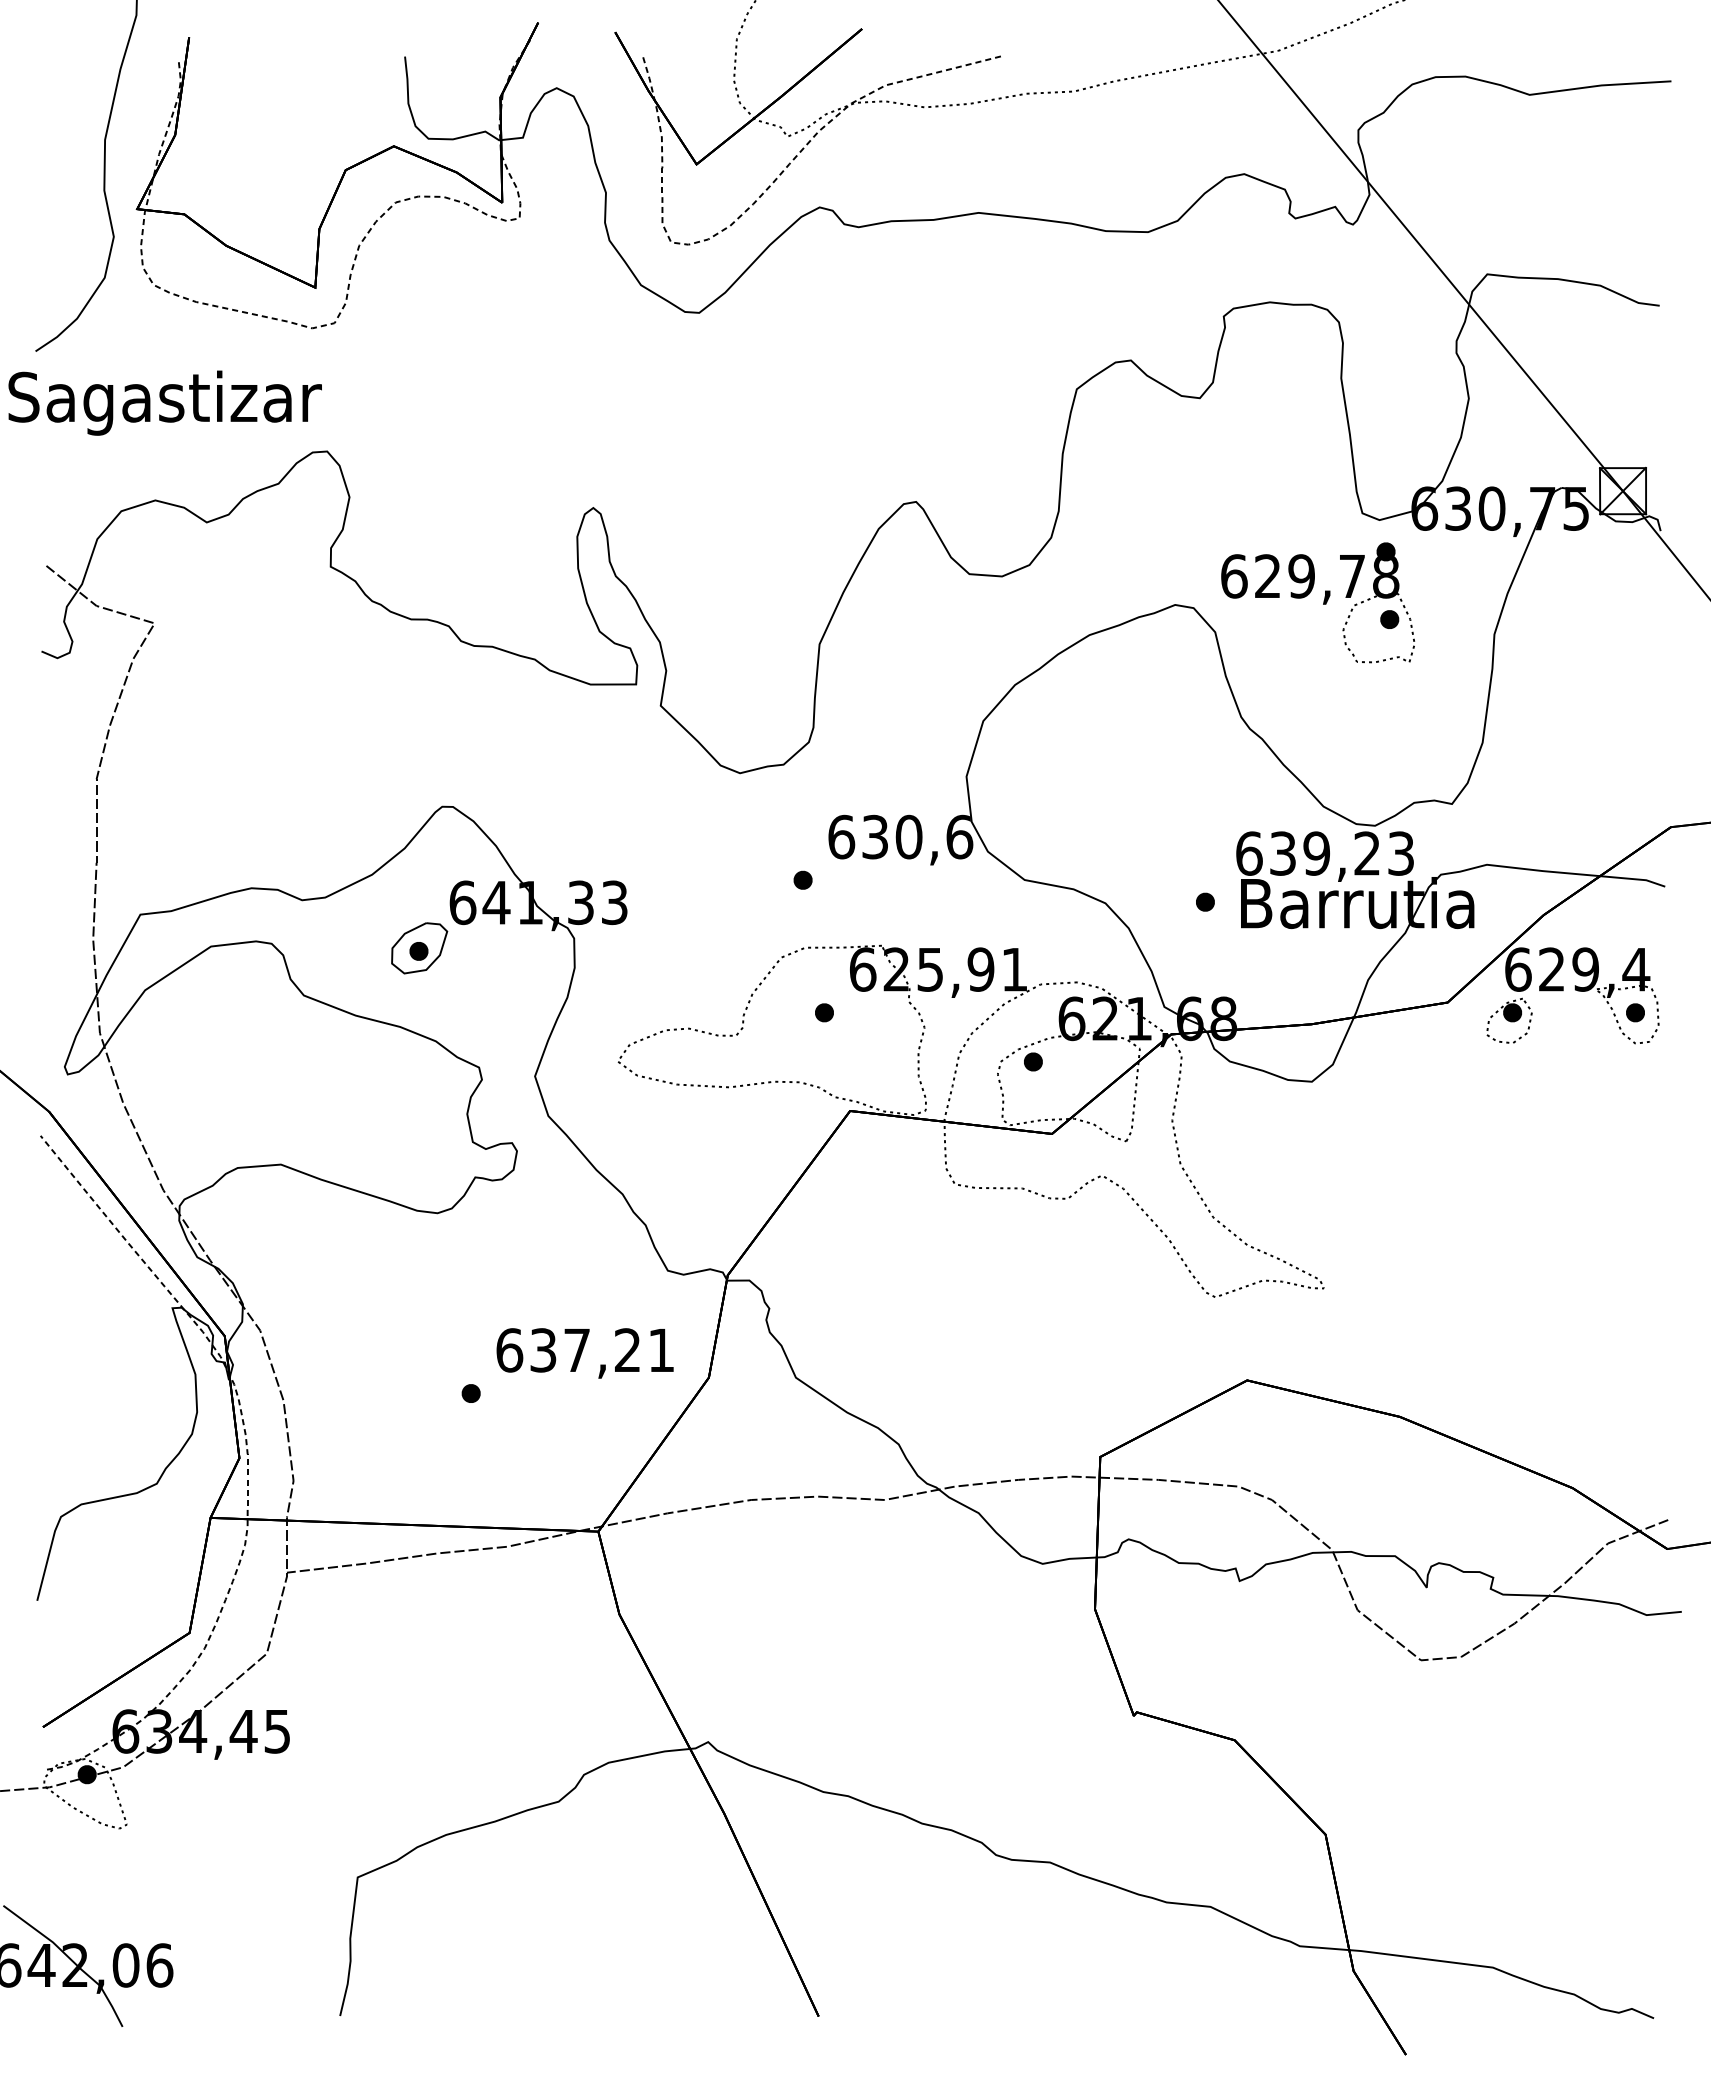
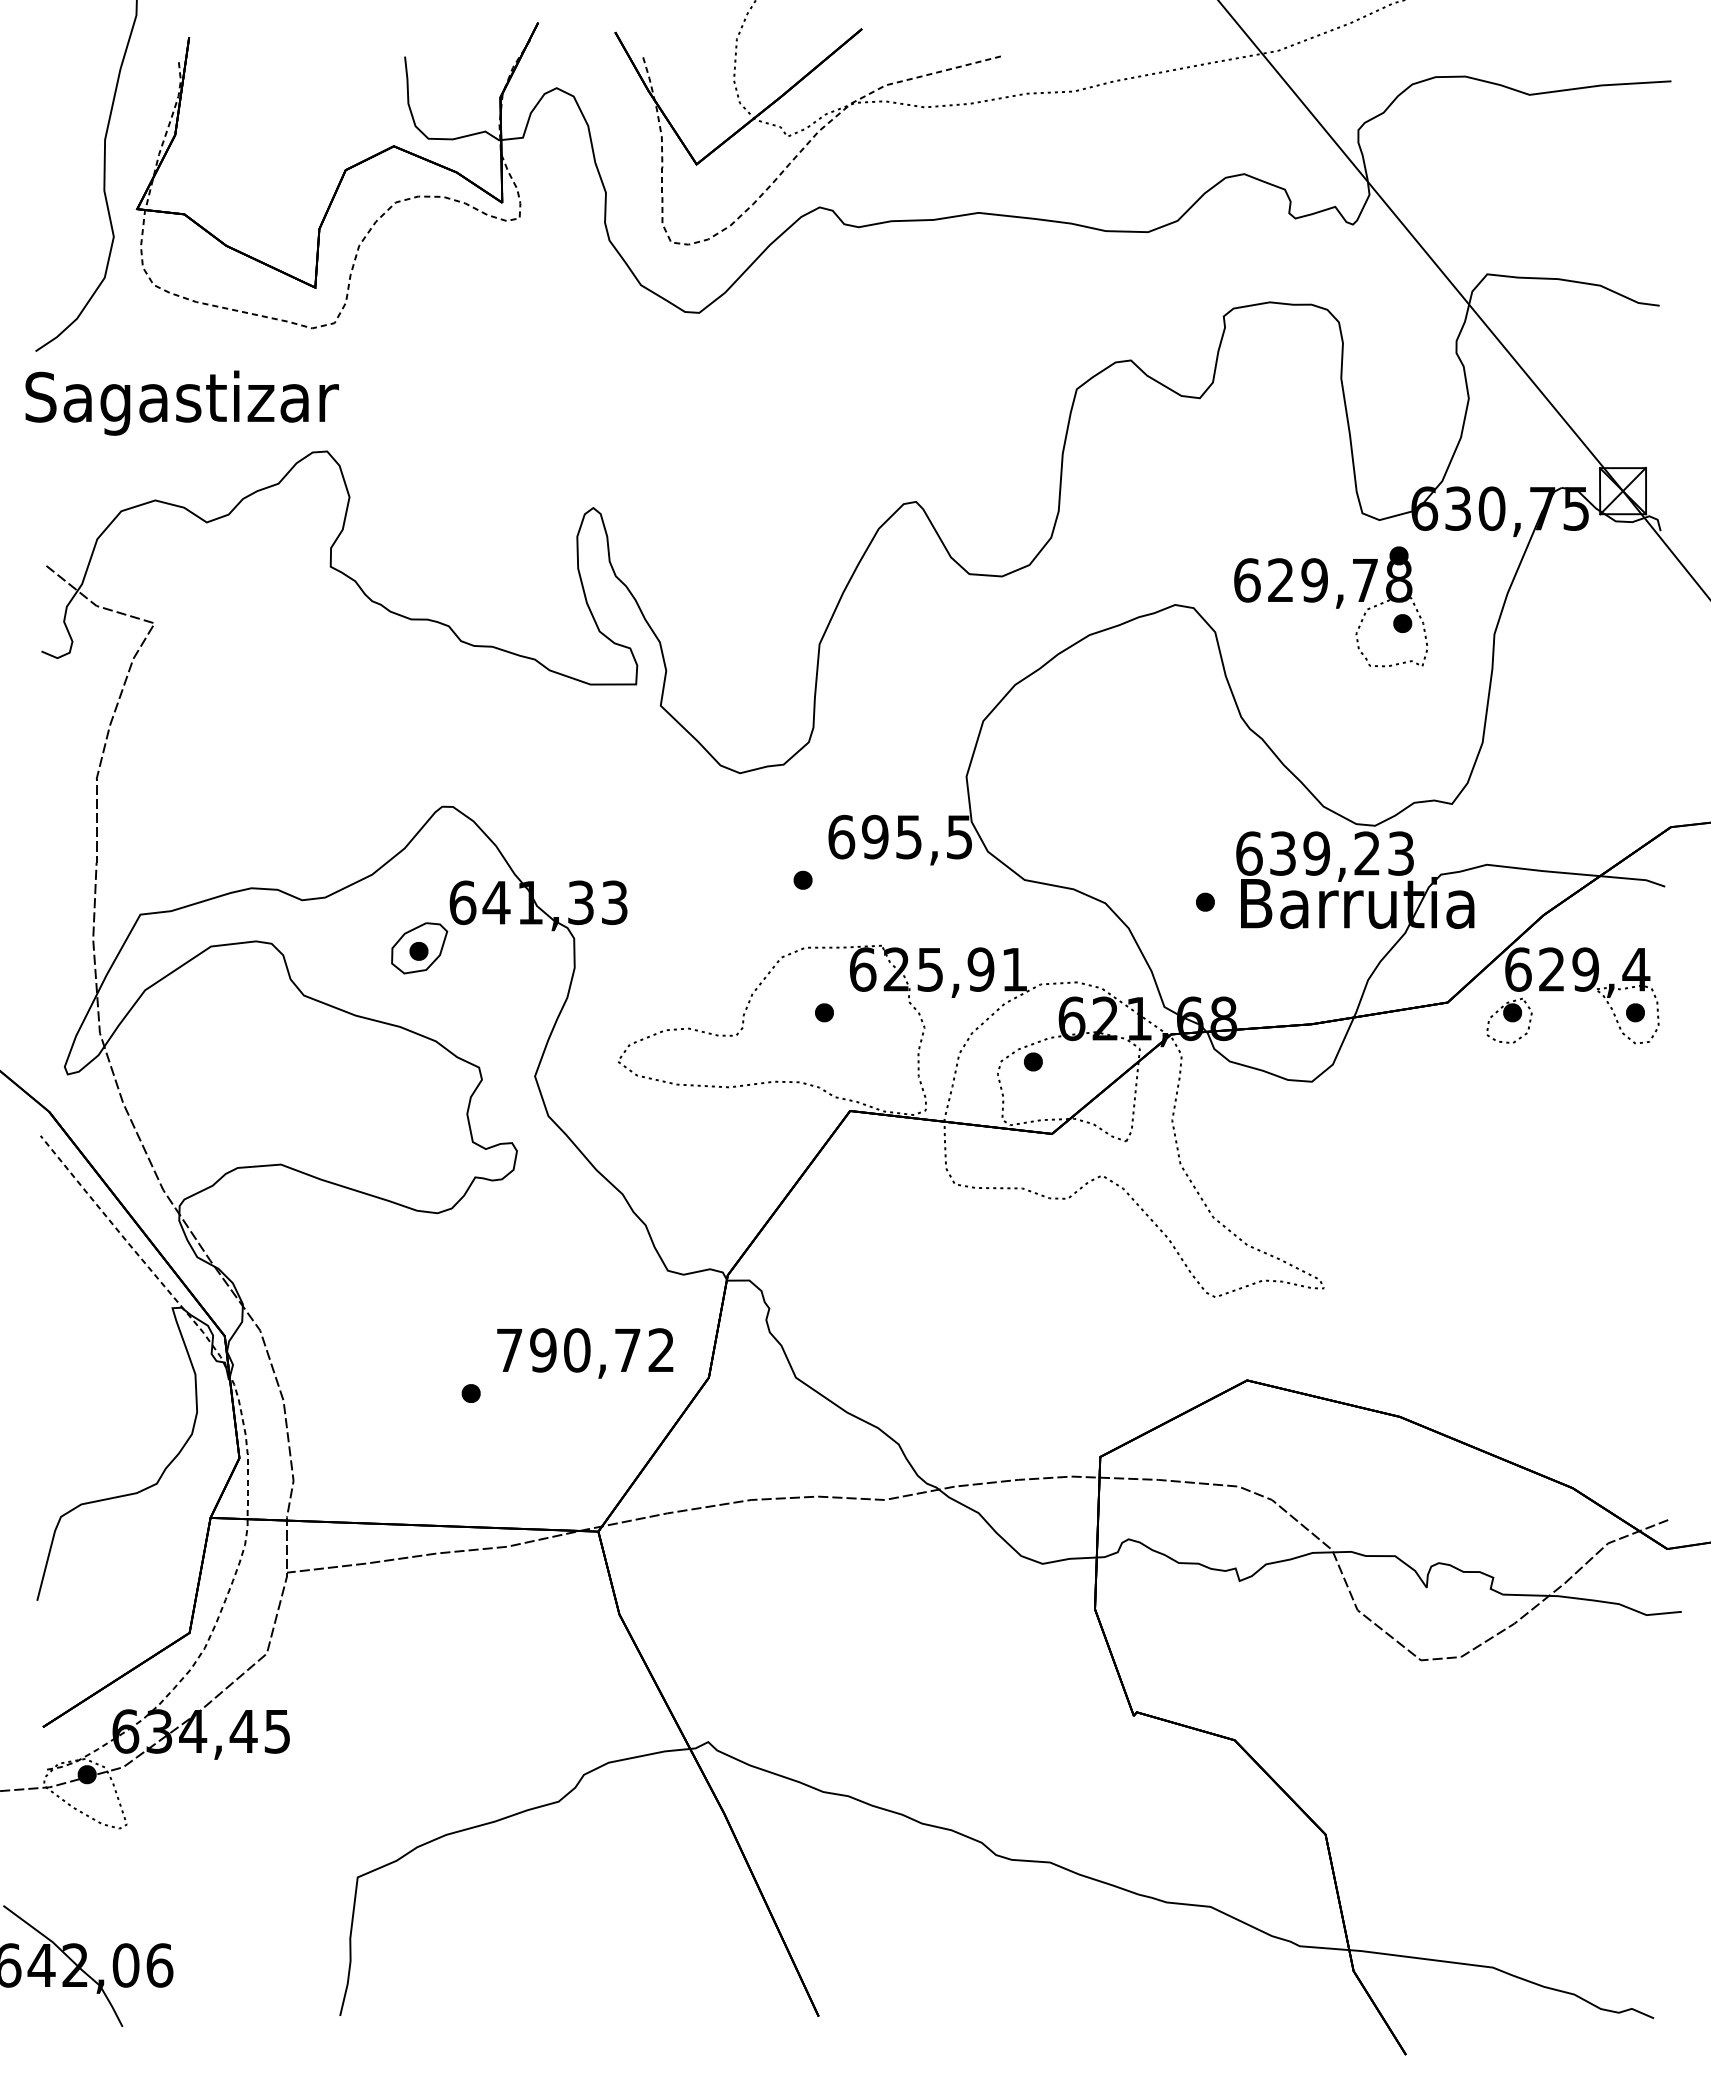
text position: (164, 402) -> (181, 402) (181, 402)
part position: (1318, 602) -> (1331, 606) (1331, 606)
text: 630,6 -> 695,5 (917, 836)
text: 637,21 -> 790,72 (584, 1350)
